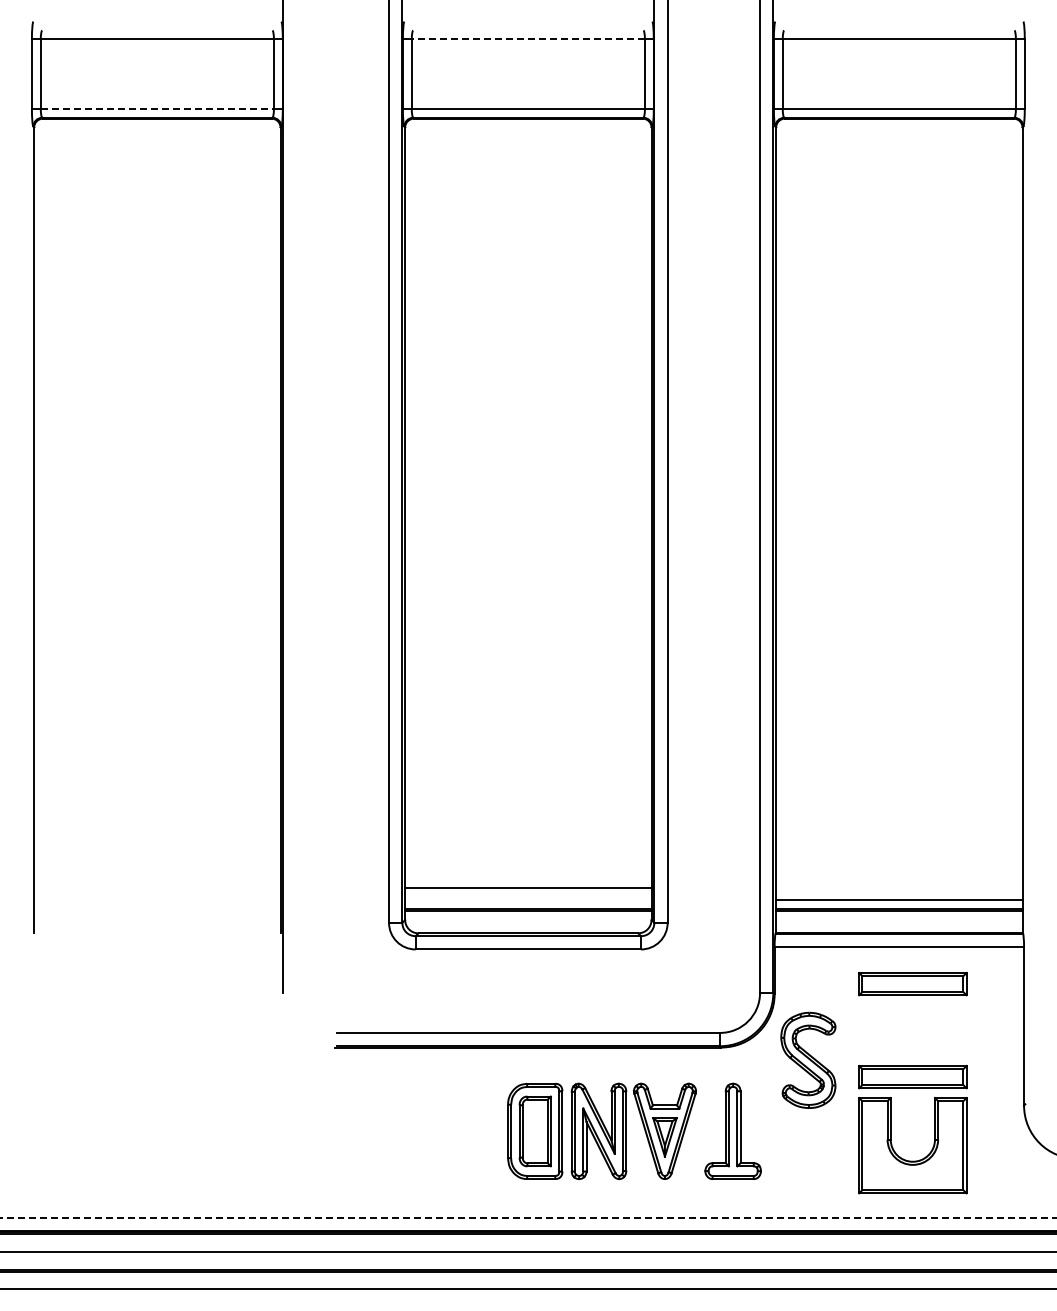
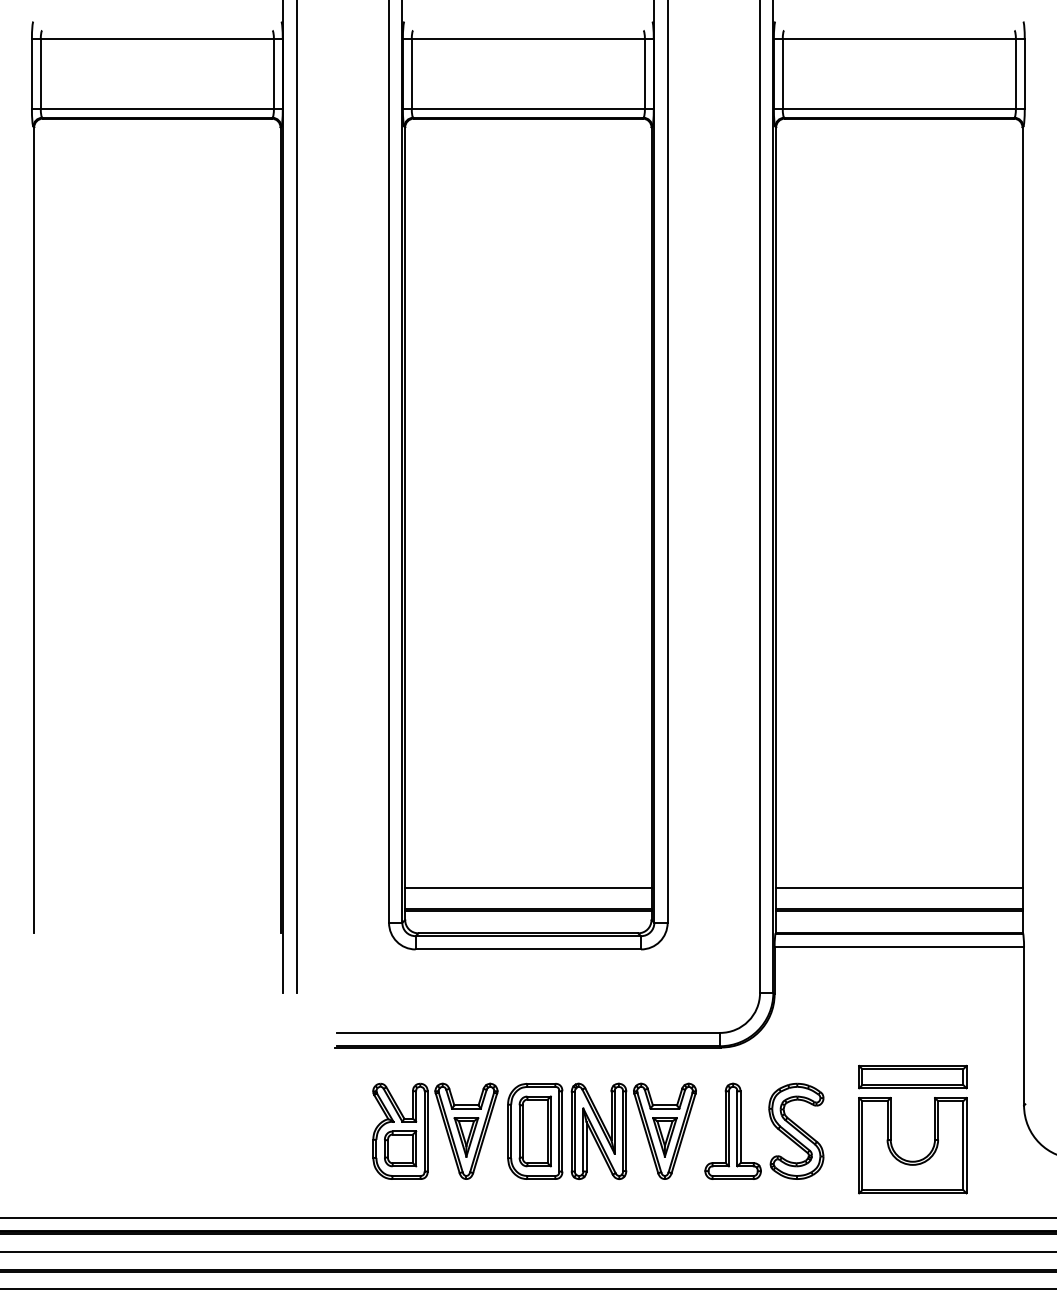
line: dashed -> solid (528, 39)
line: dashed -> solid (157, 108)
line: none -> present (296, 497)
line position: (899, 899) -> (899, 887) (899, 887)
part: present -> none (912, 983)
part position: (808, 1059) -> (796, 1130) (796, 1130)
part: none -> present (428, 1130)
line: dashed -> solid (528, 1217)
